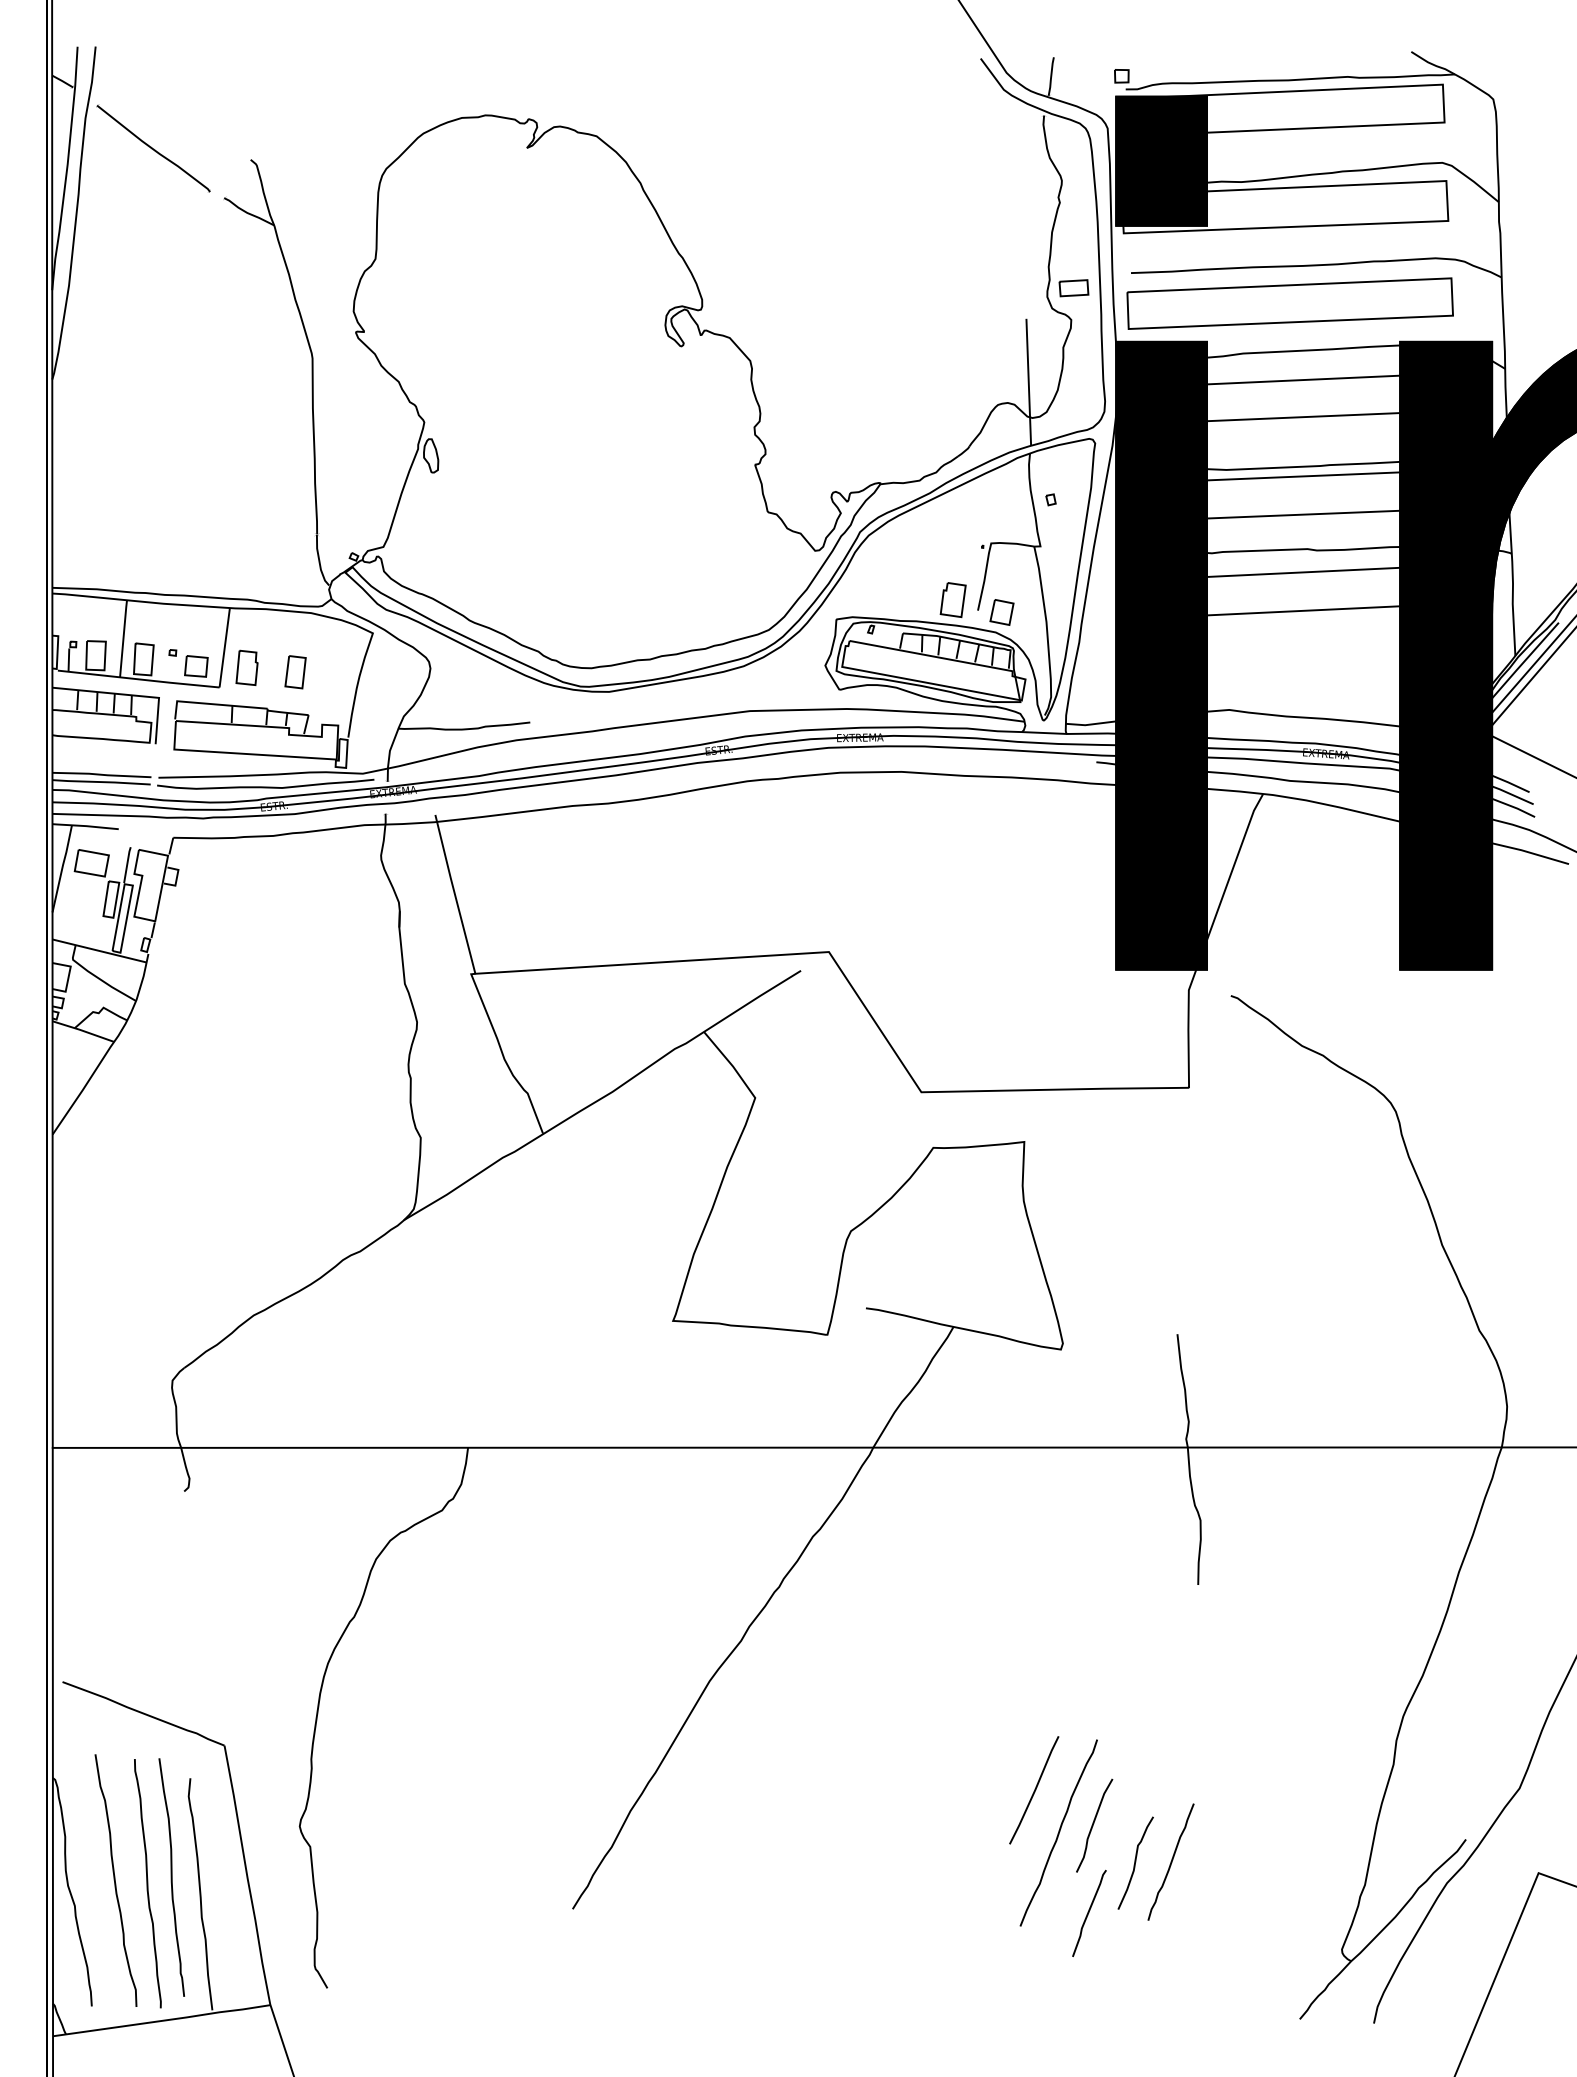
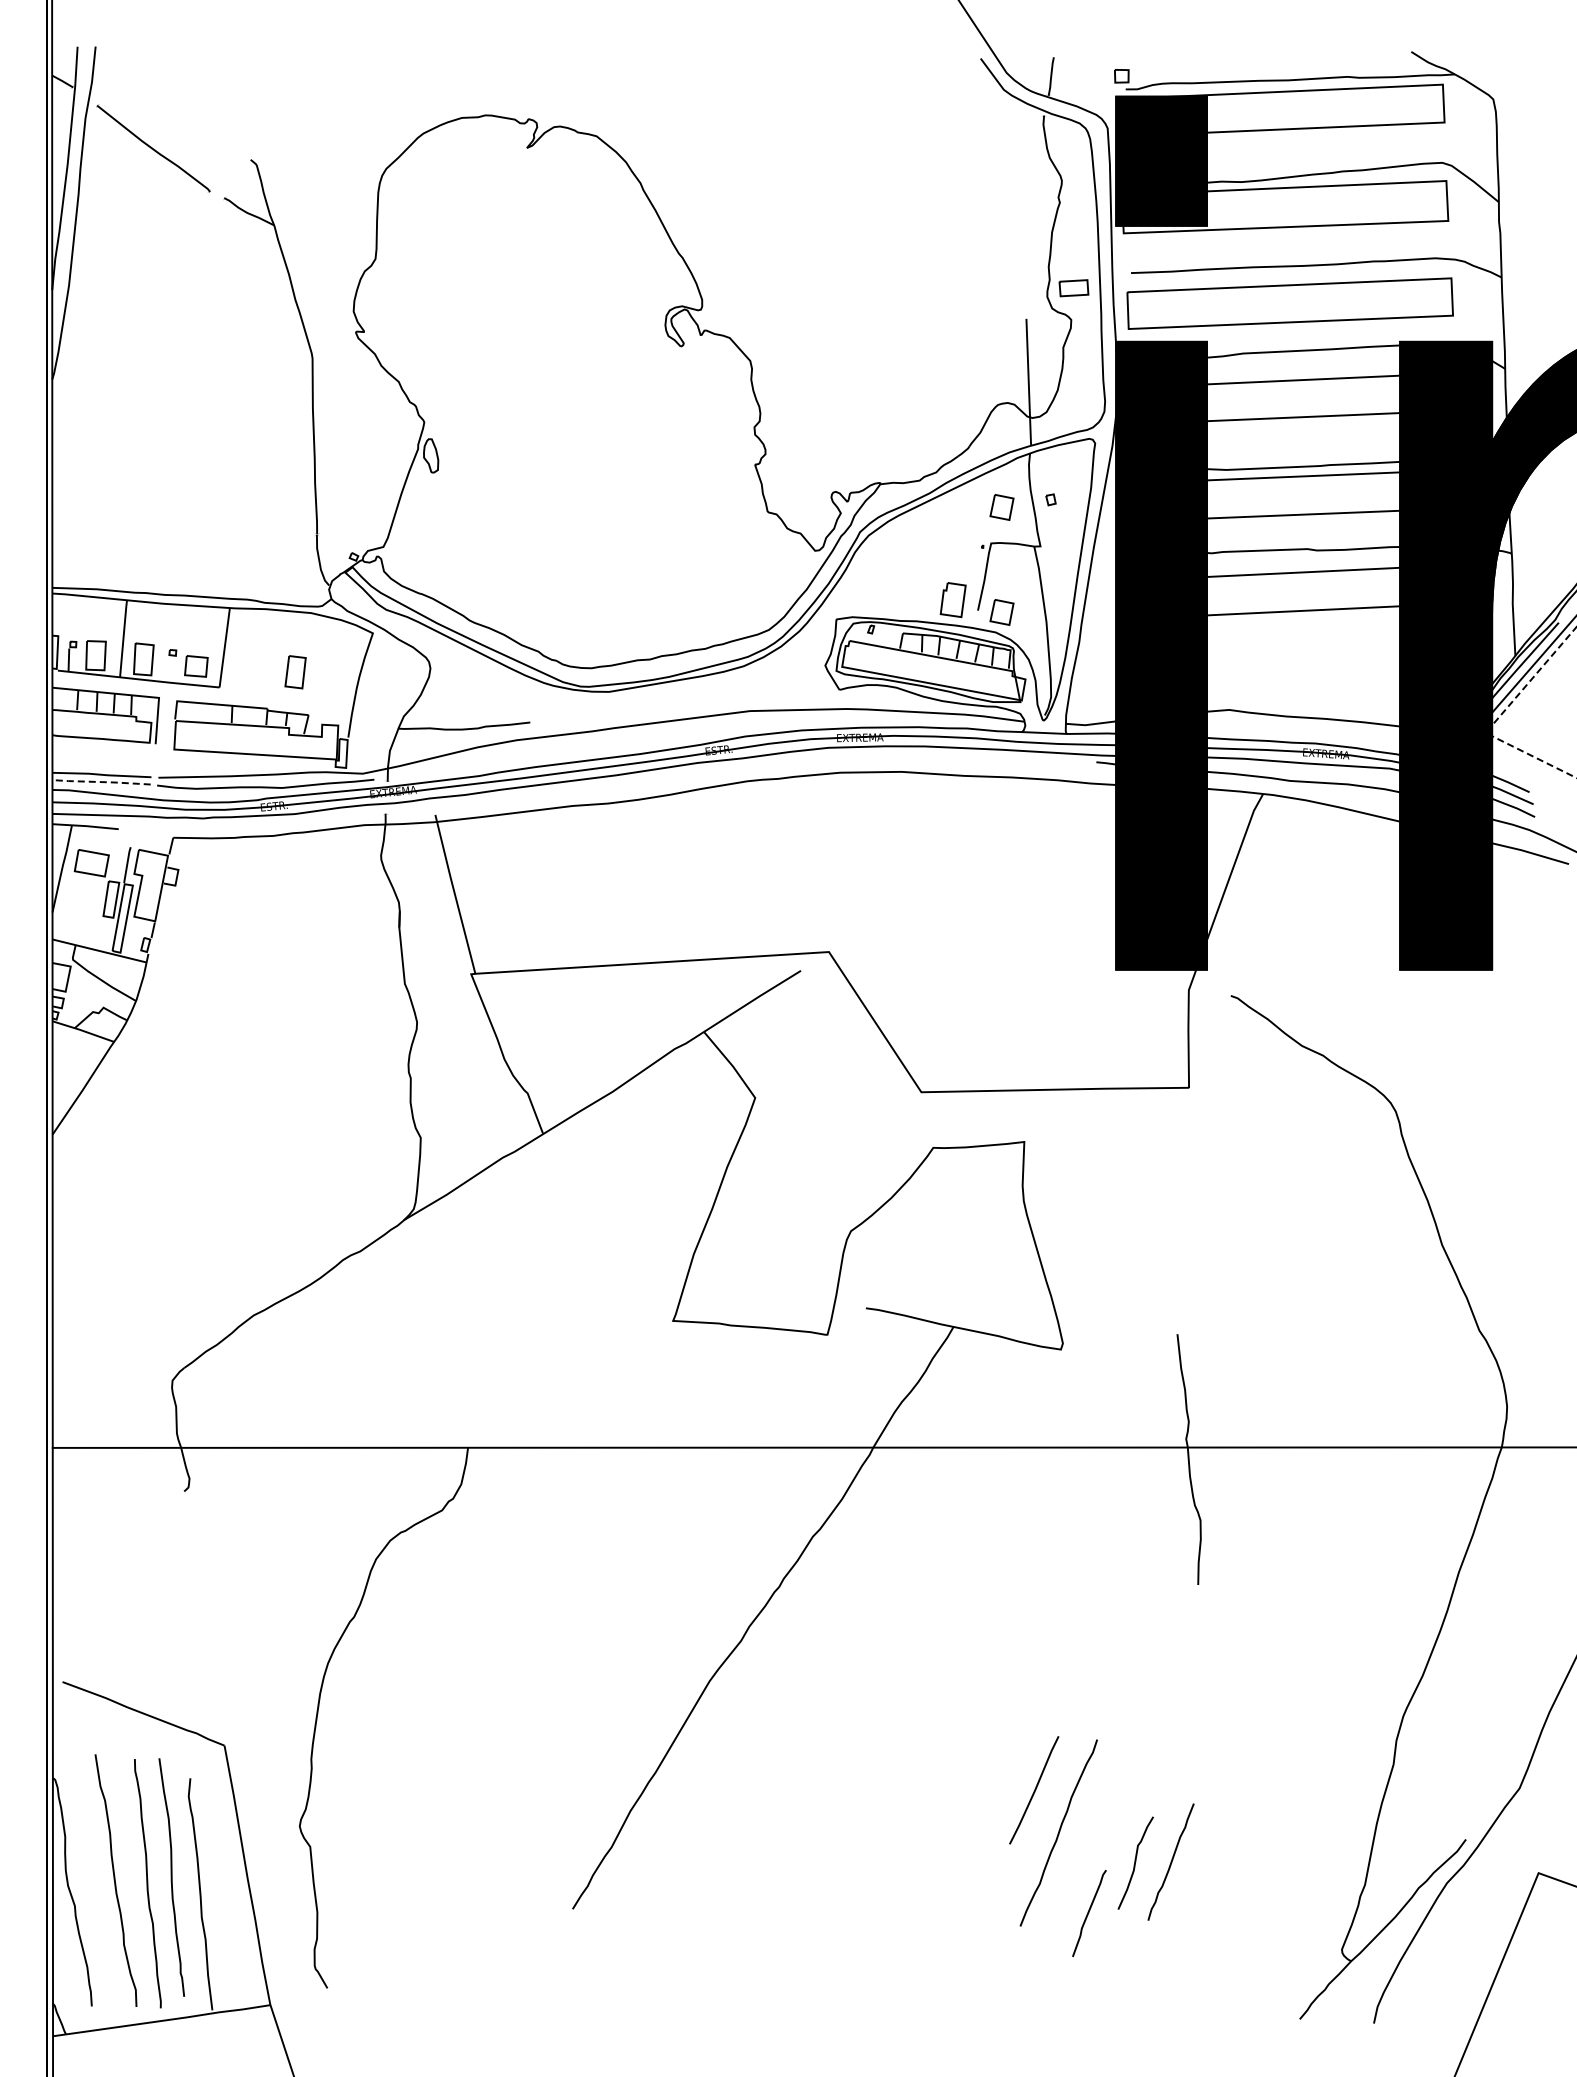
part: none -> present (1001, 507)
part: present -> none (246, 667)
line: solid -> dashed (1497, 718)
line: solid -> dashed (101, 782)
curve: present -> none (1093, 1825)
